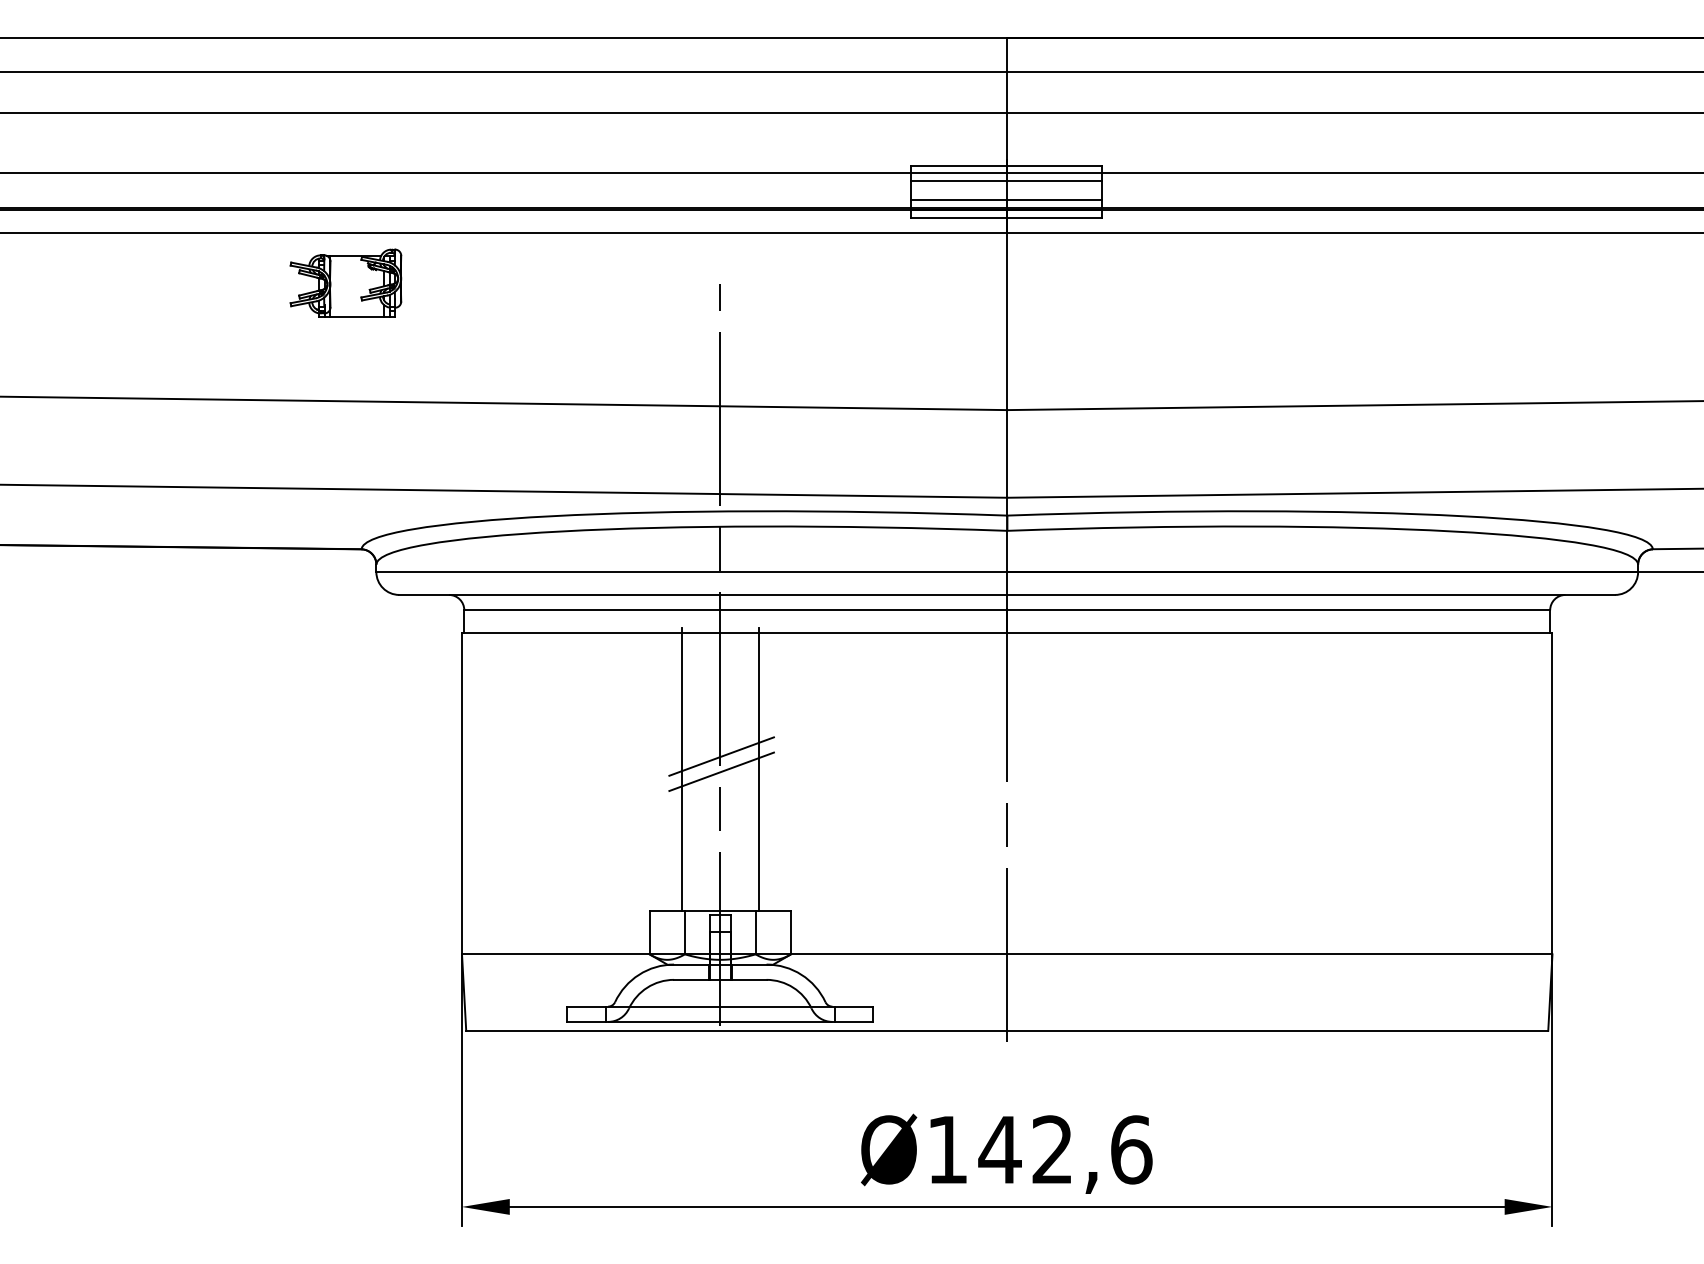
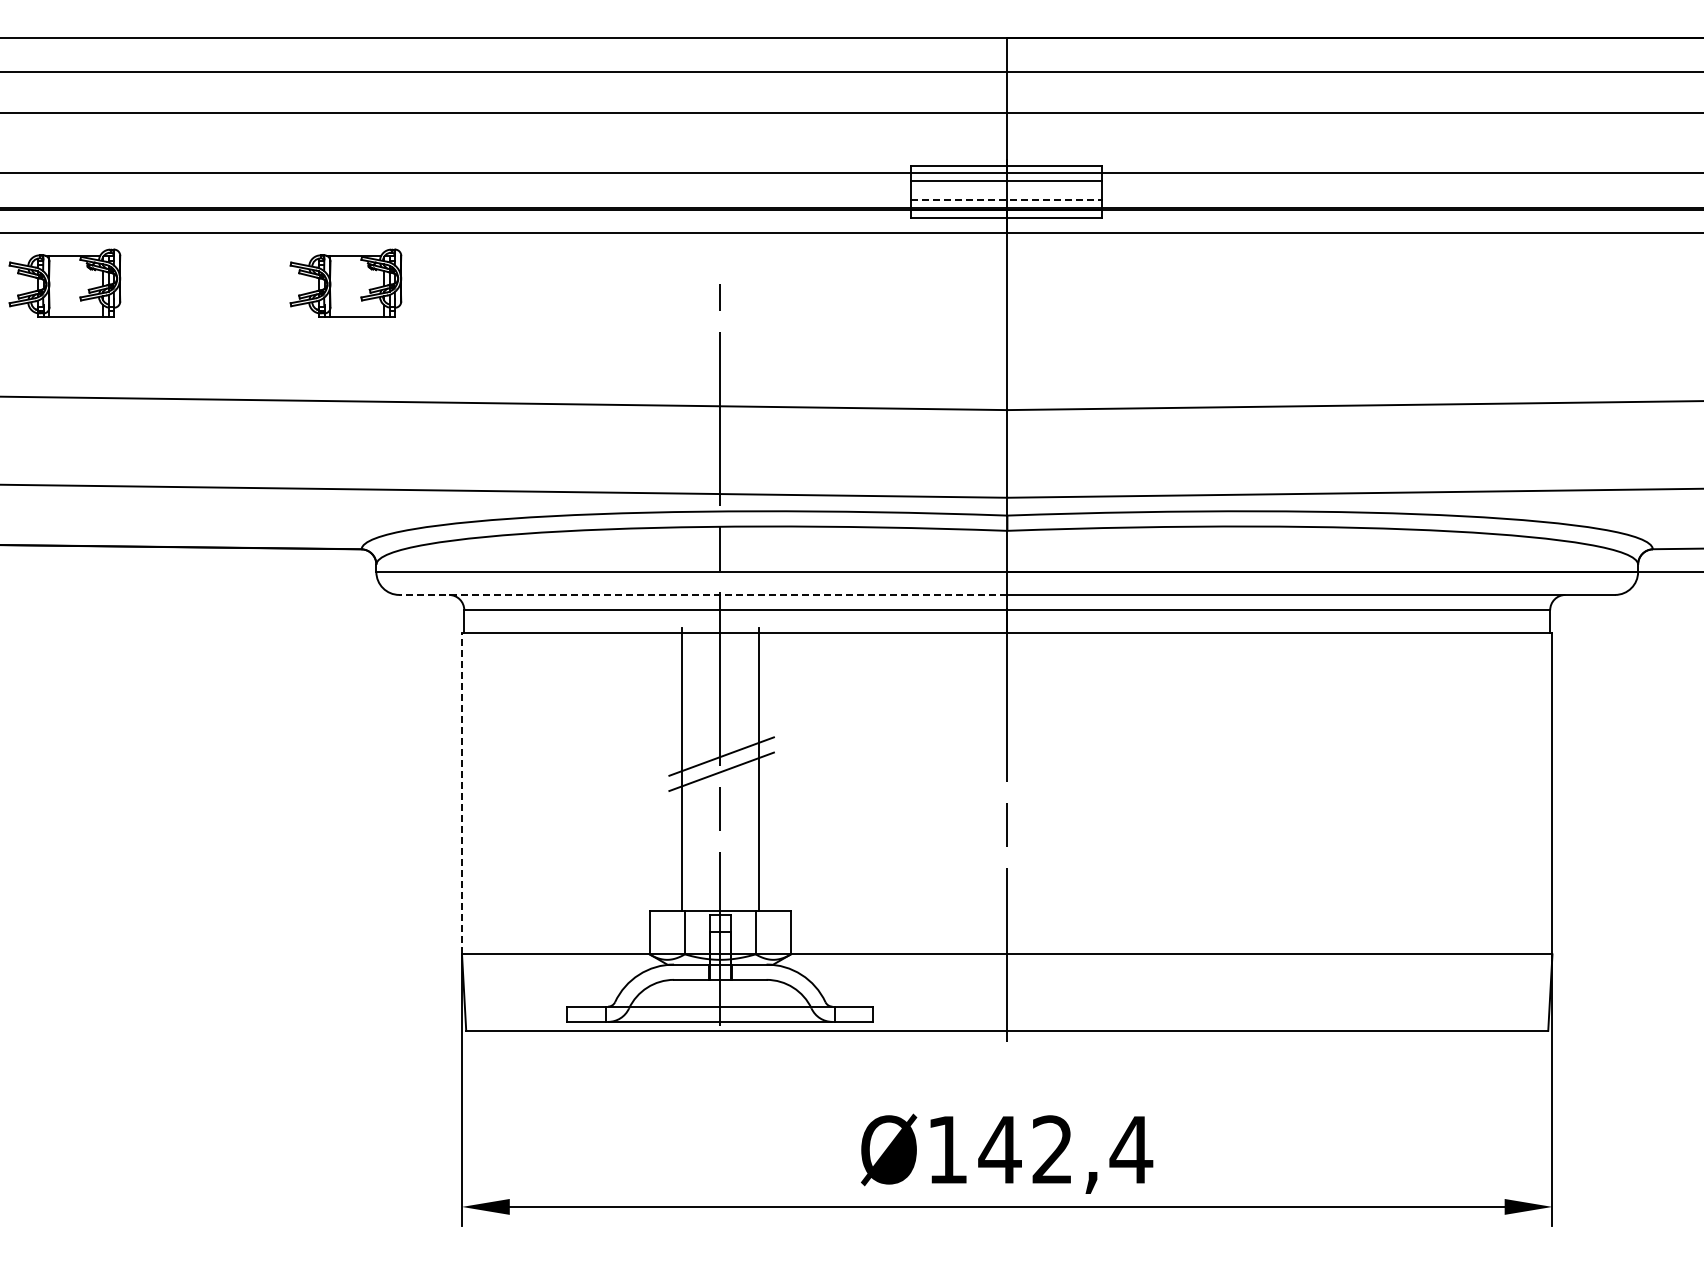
line: solid -> dashed (1006, 199)
part: none -> present (64, 282)
line: solid -> dashed (703, 594)
line: solid -> dashed (462, 793)
text: Ø142,6 -> Ø142,4 (1131, 1149)
